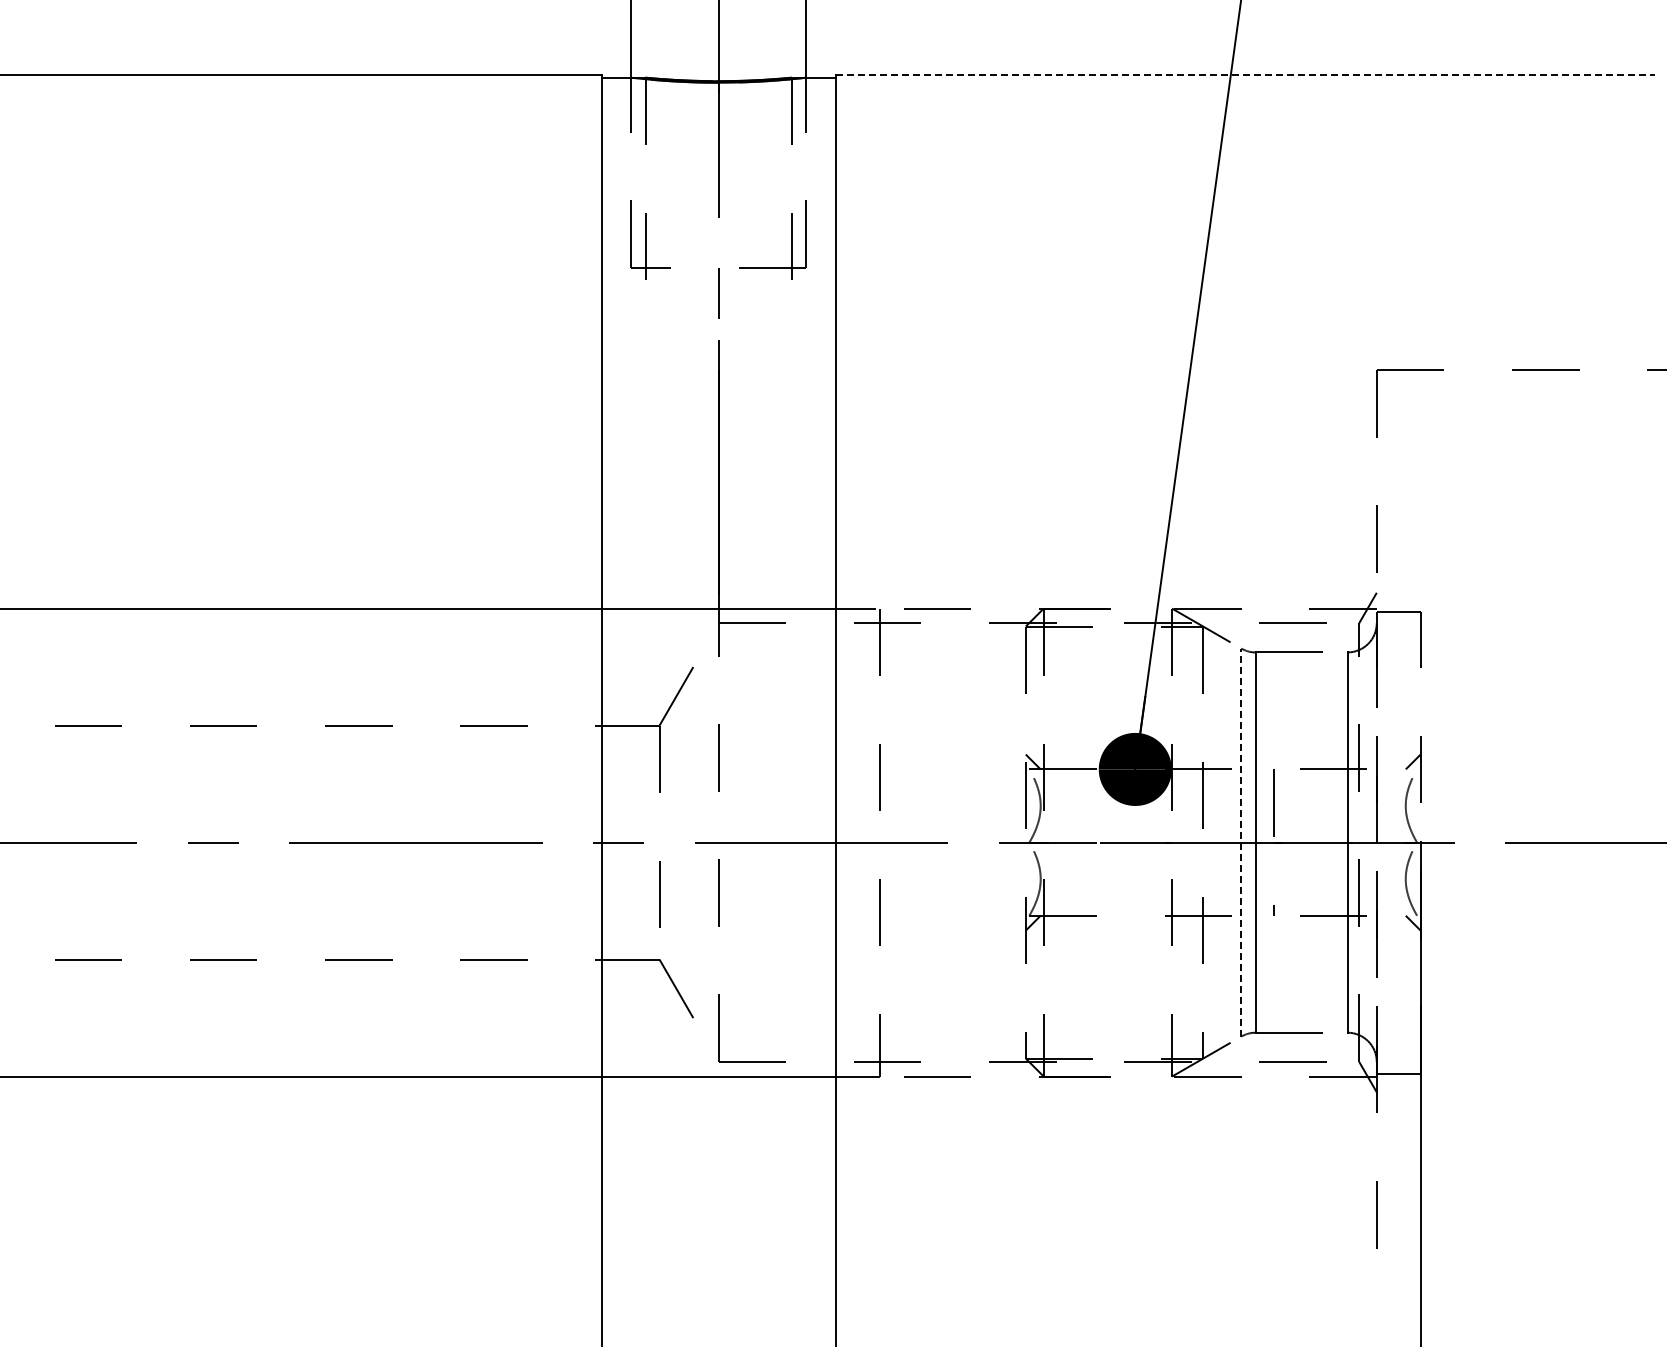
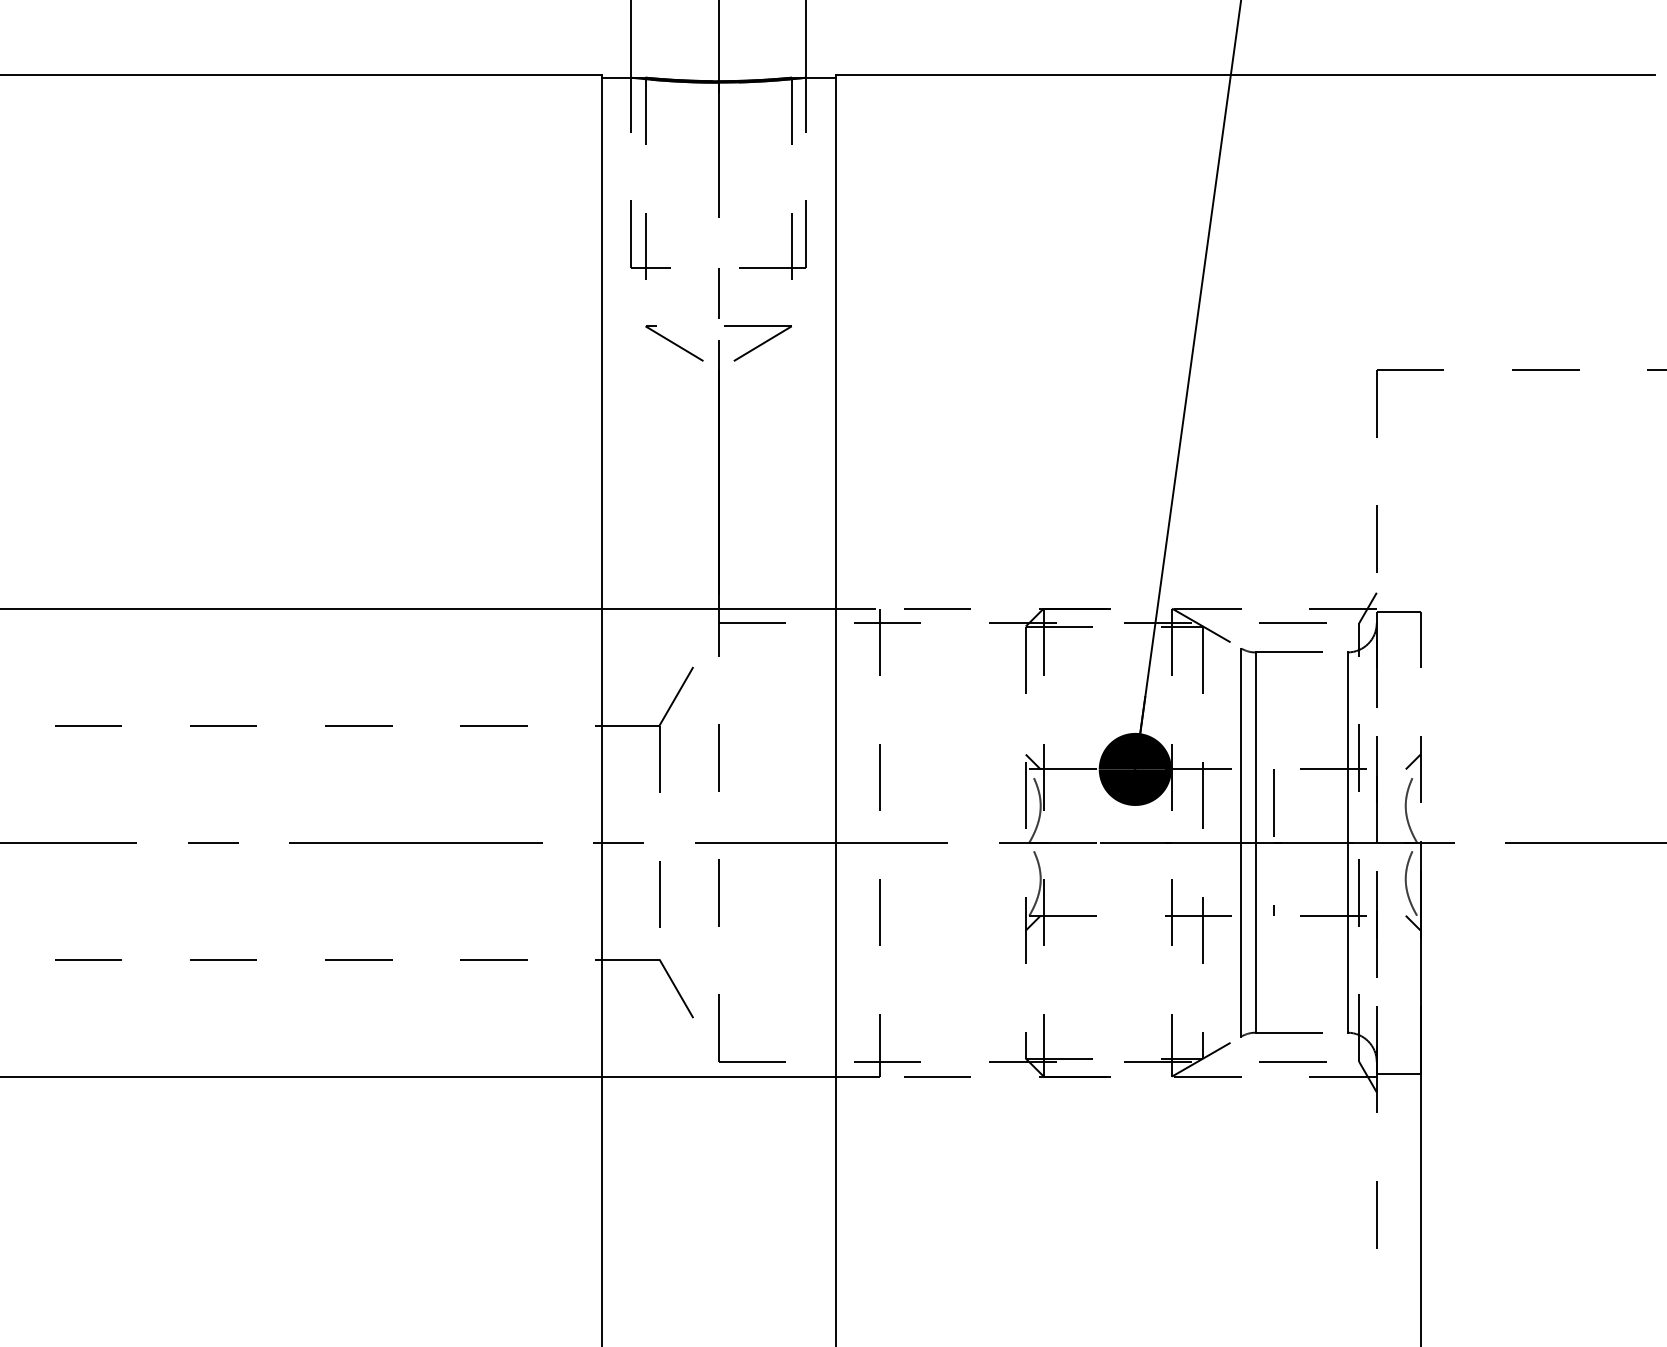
line: dashed -> solid (1245, 74)
part: none -> present (724, 326)
line: dashed -> solid (1241, 842)
